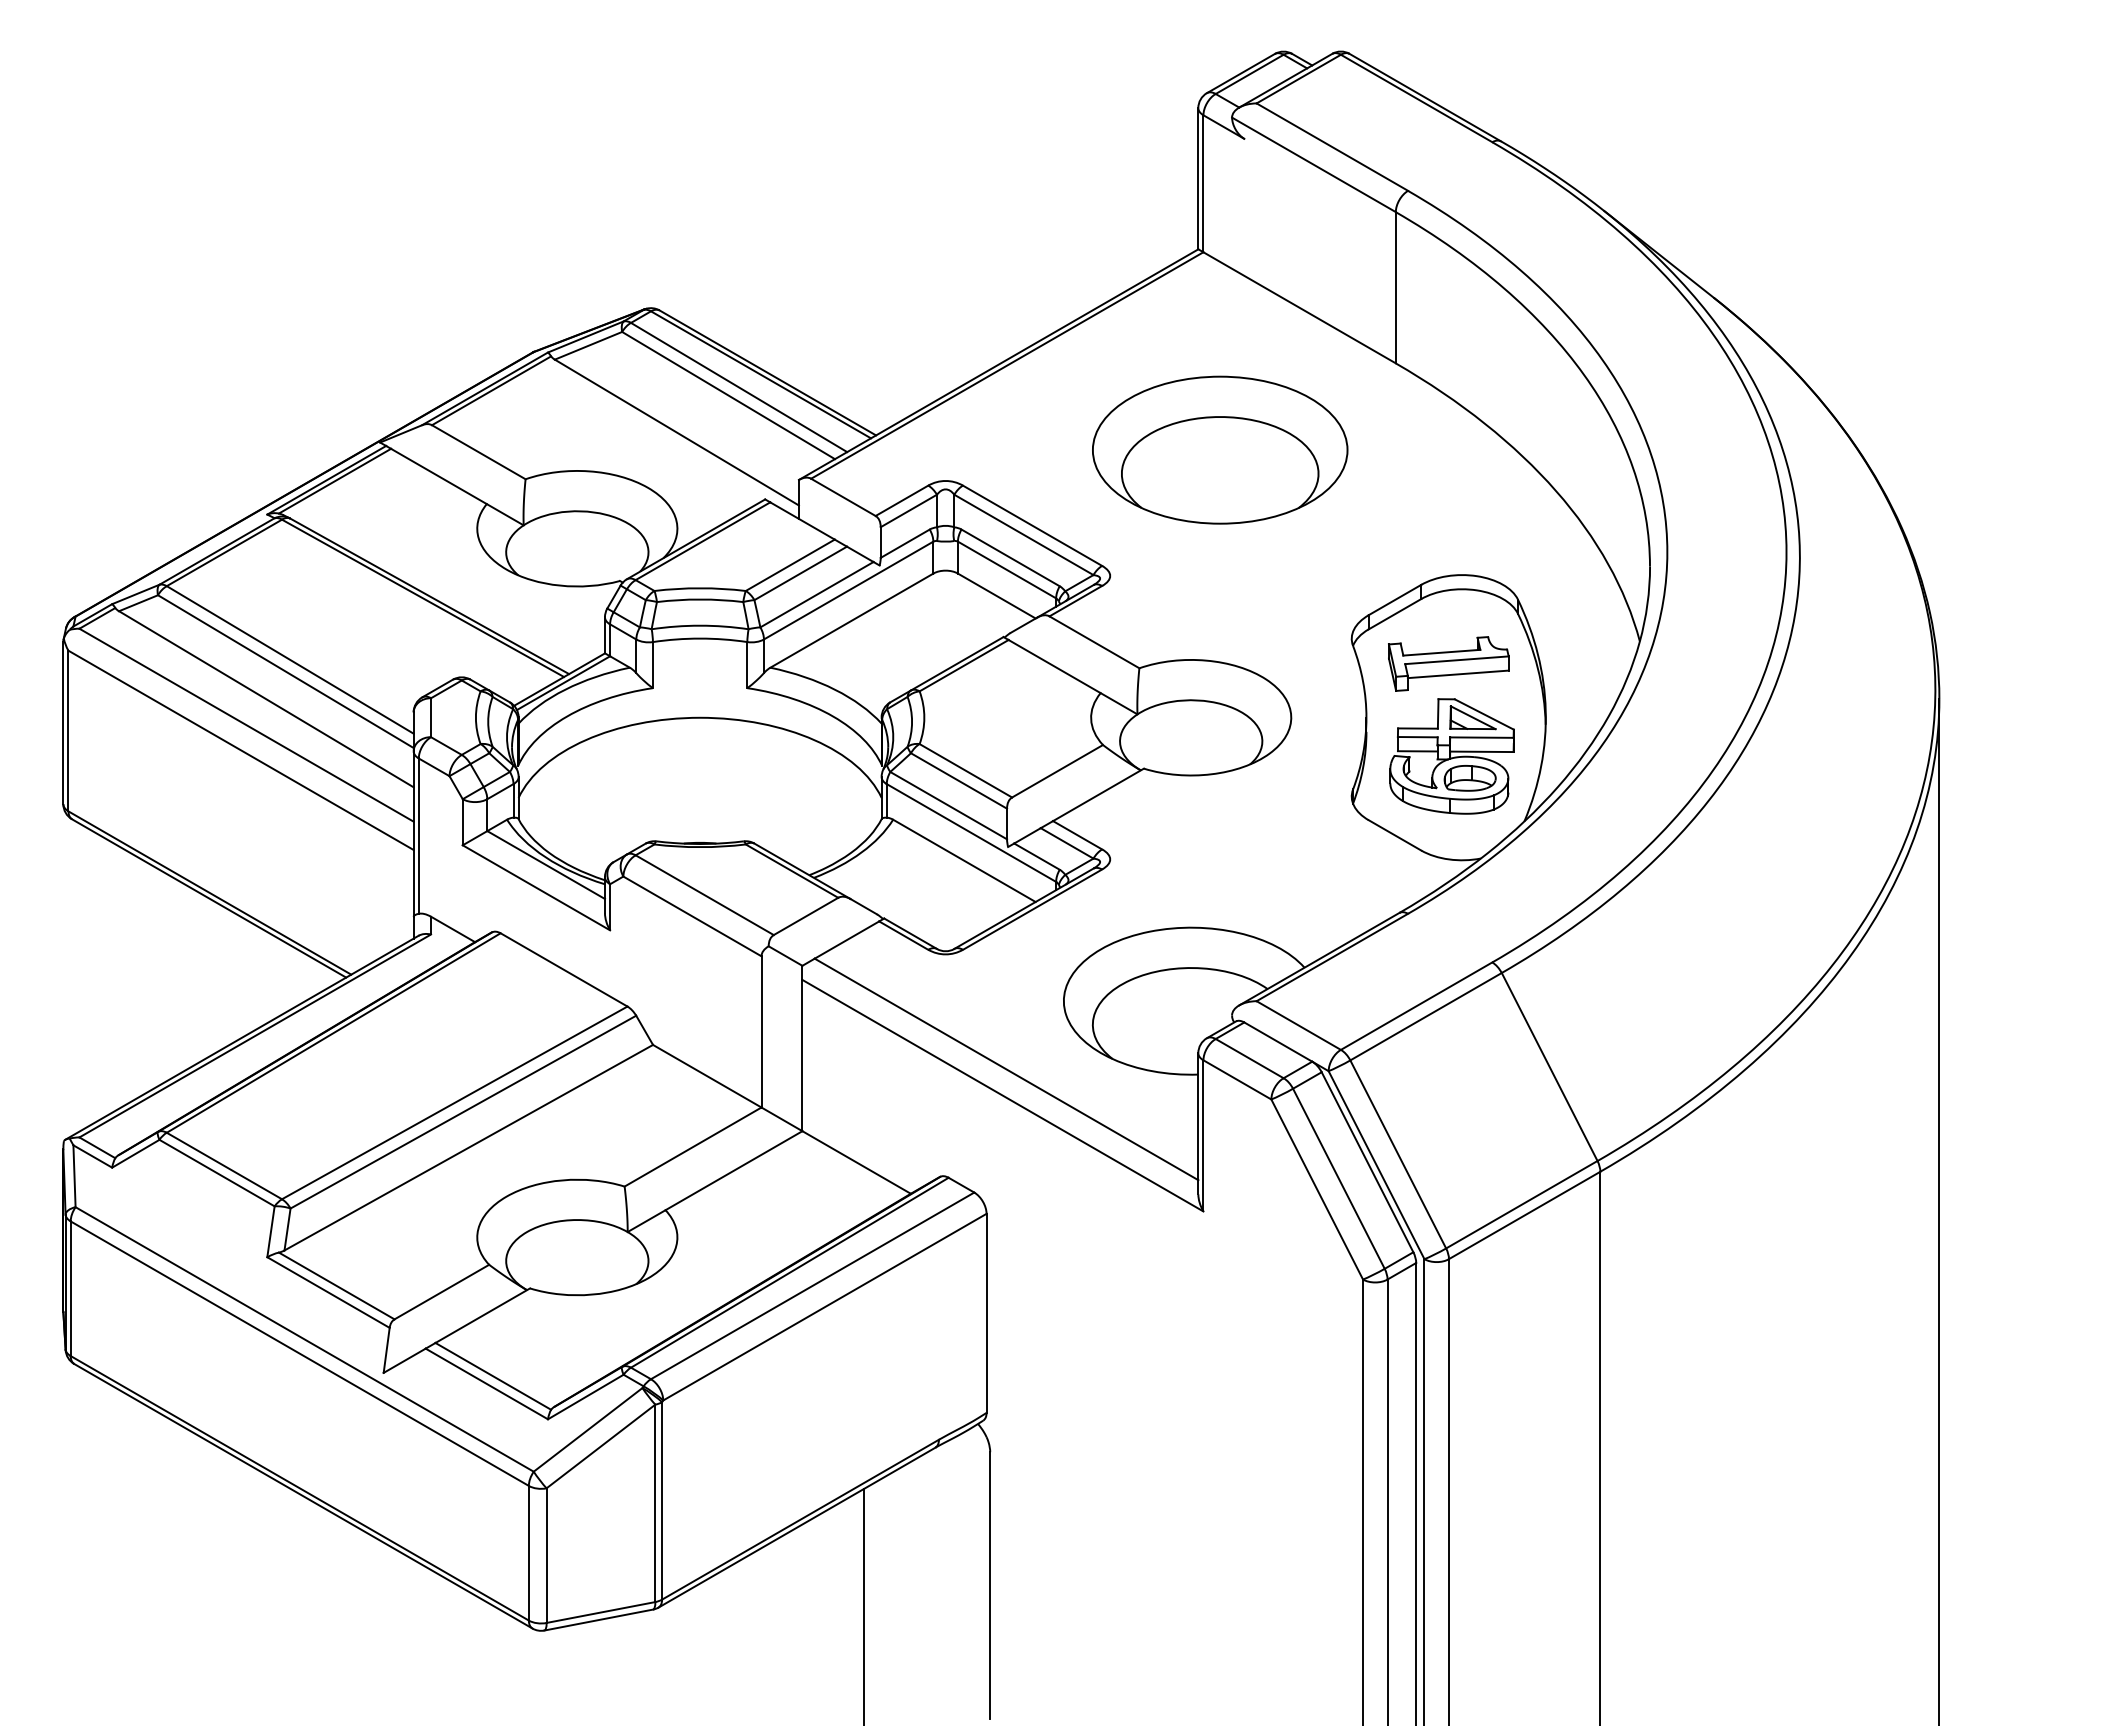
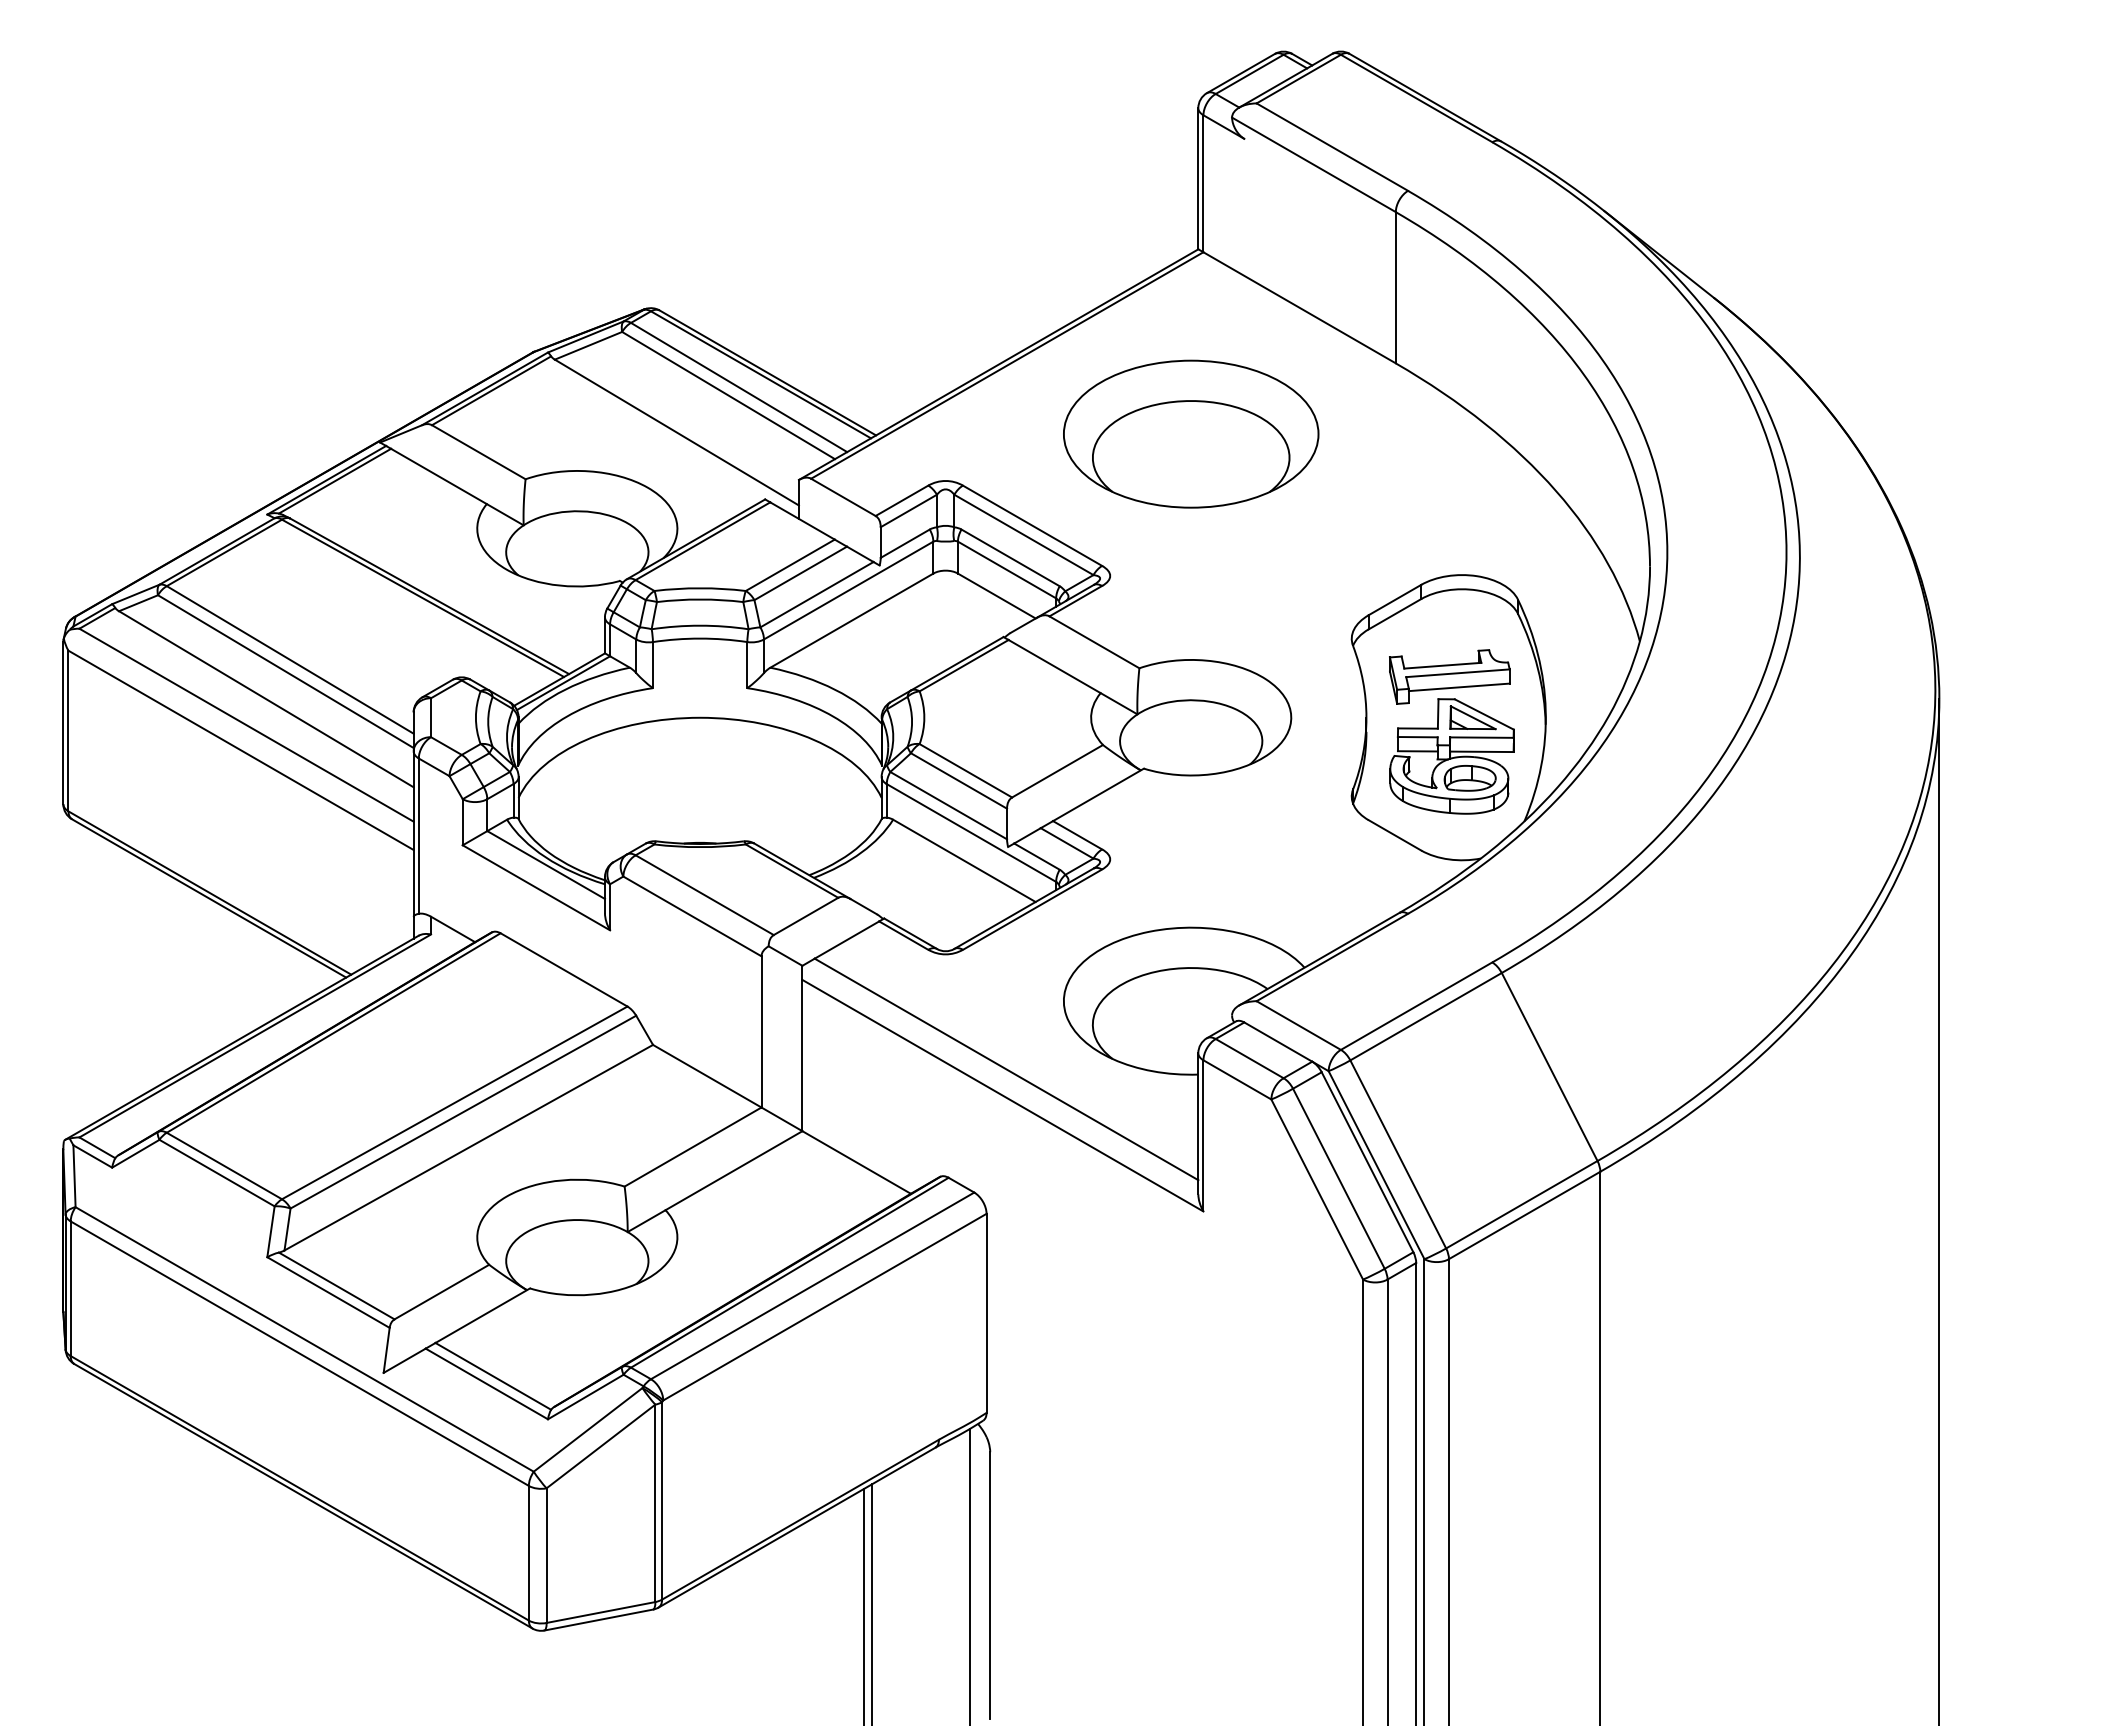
part position: (1220, 449) -> (1191, 433) (1191, 433)
part position: (1448, 663) -> (1449, 676) (1449, 676)
line: none -> present (969, 1575)
line: none -> present (872, 1603)
